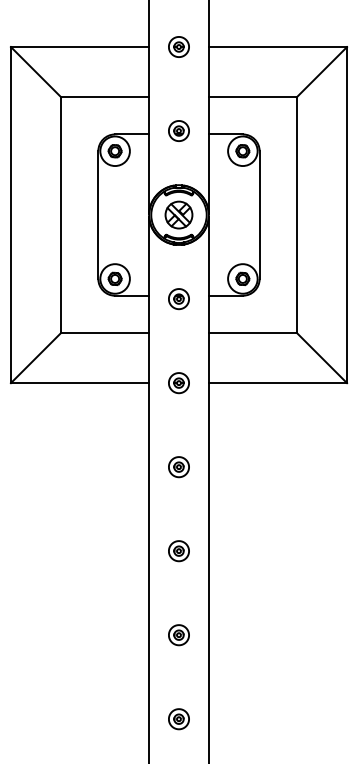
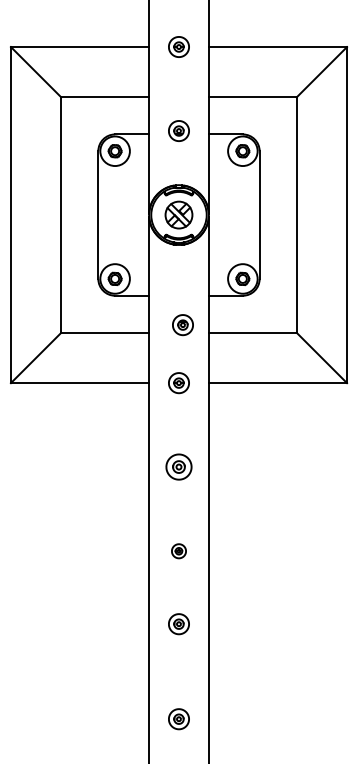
part position: (178, 299) -> (182, 325) (182, 325)
part size: 22x23 px -> 28x28 px (178, 466)
part size: 22x23 px -> 16x17 px (178, 551)
part position: (178, 635) -> (178, 624) (178, 624)
